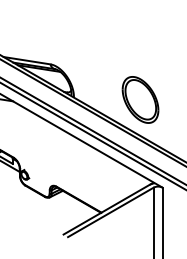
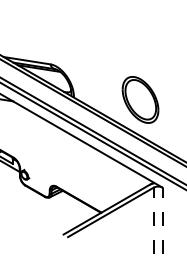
line: solid -> dashed (153, 222)
line: solid -> dashed (162, 222)
